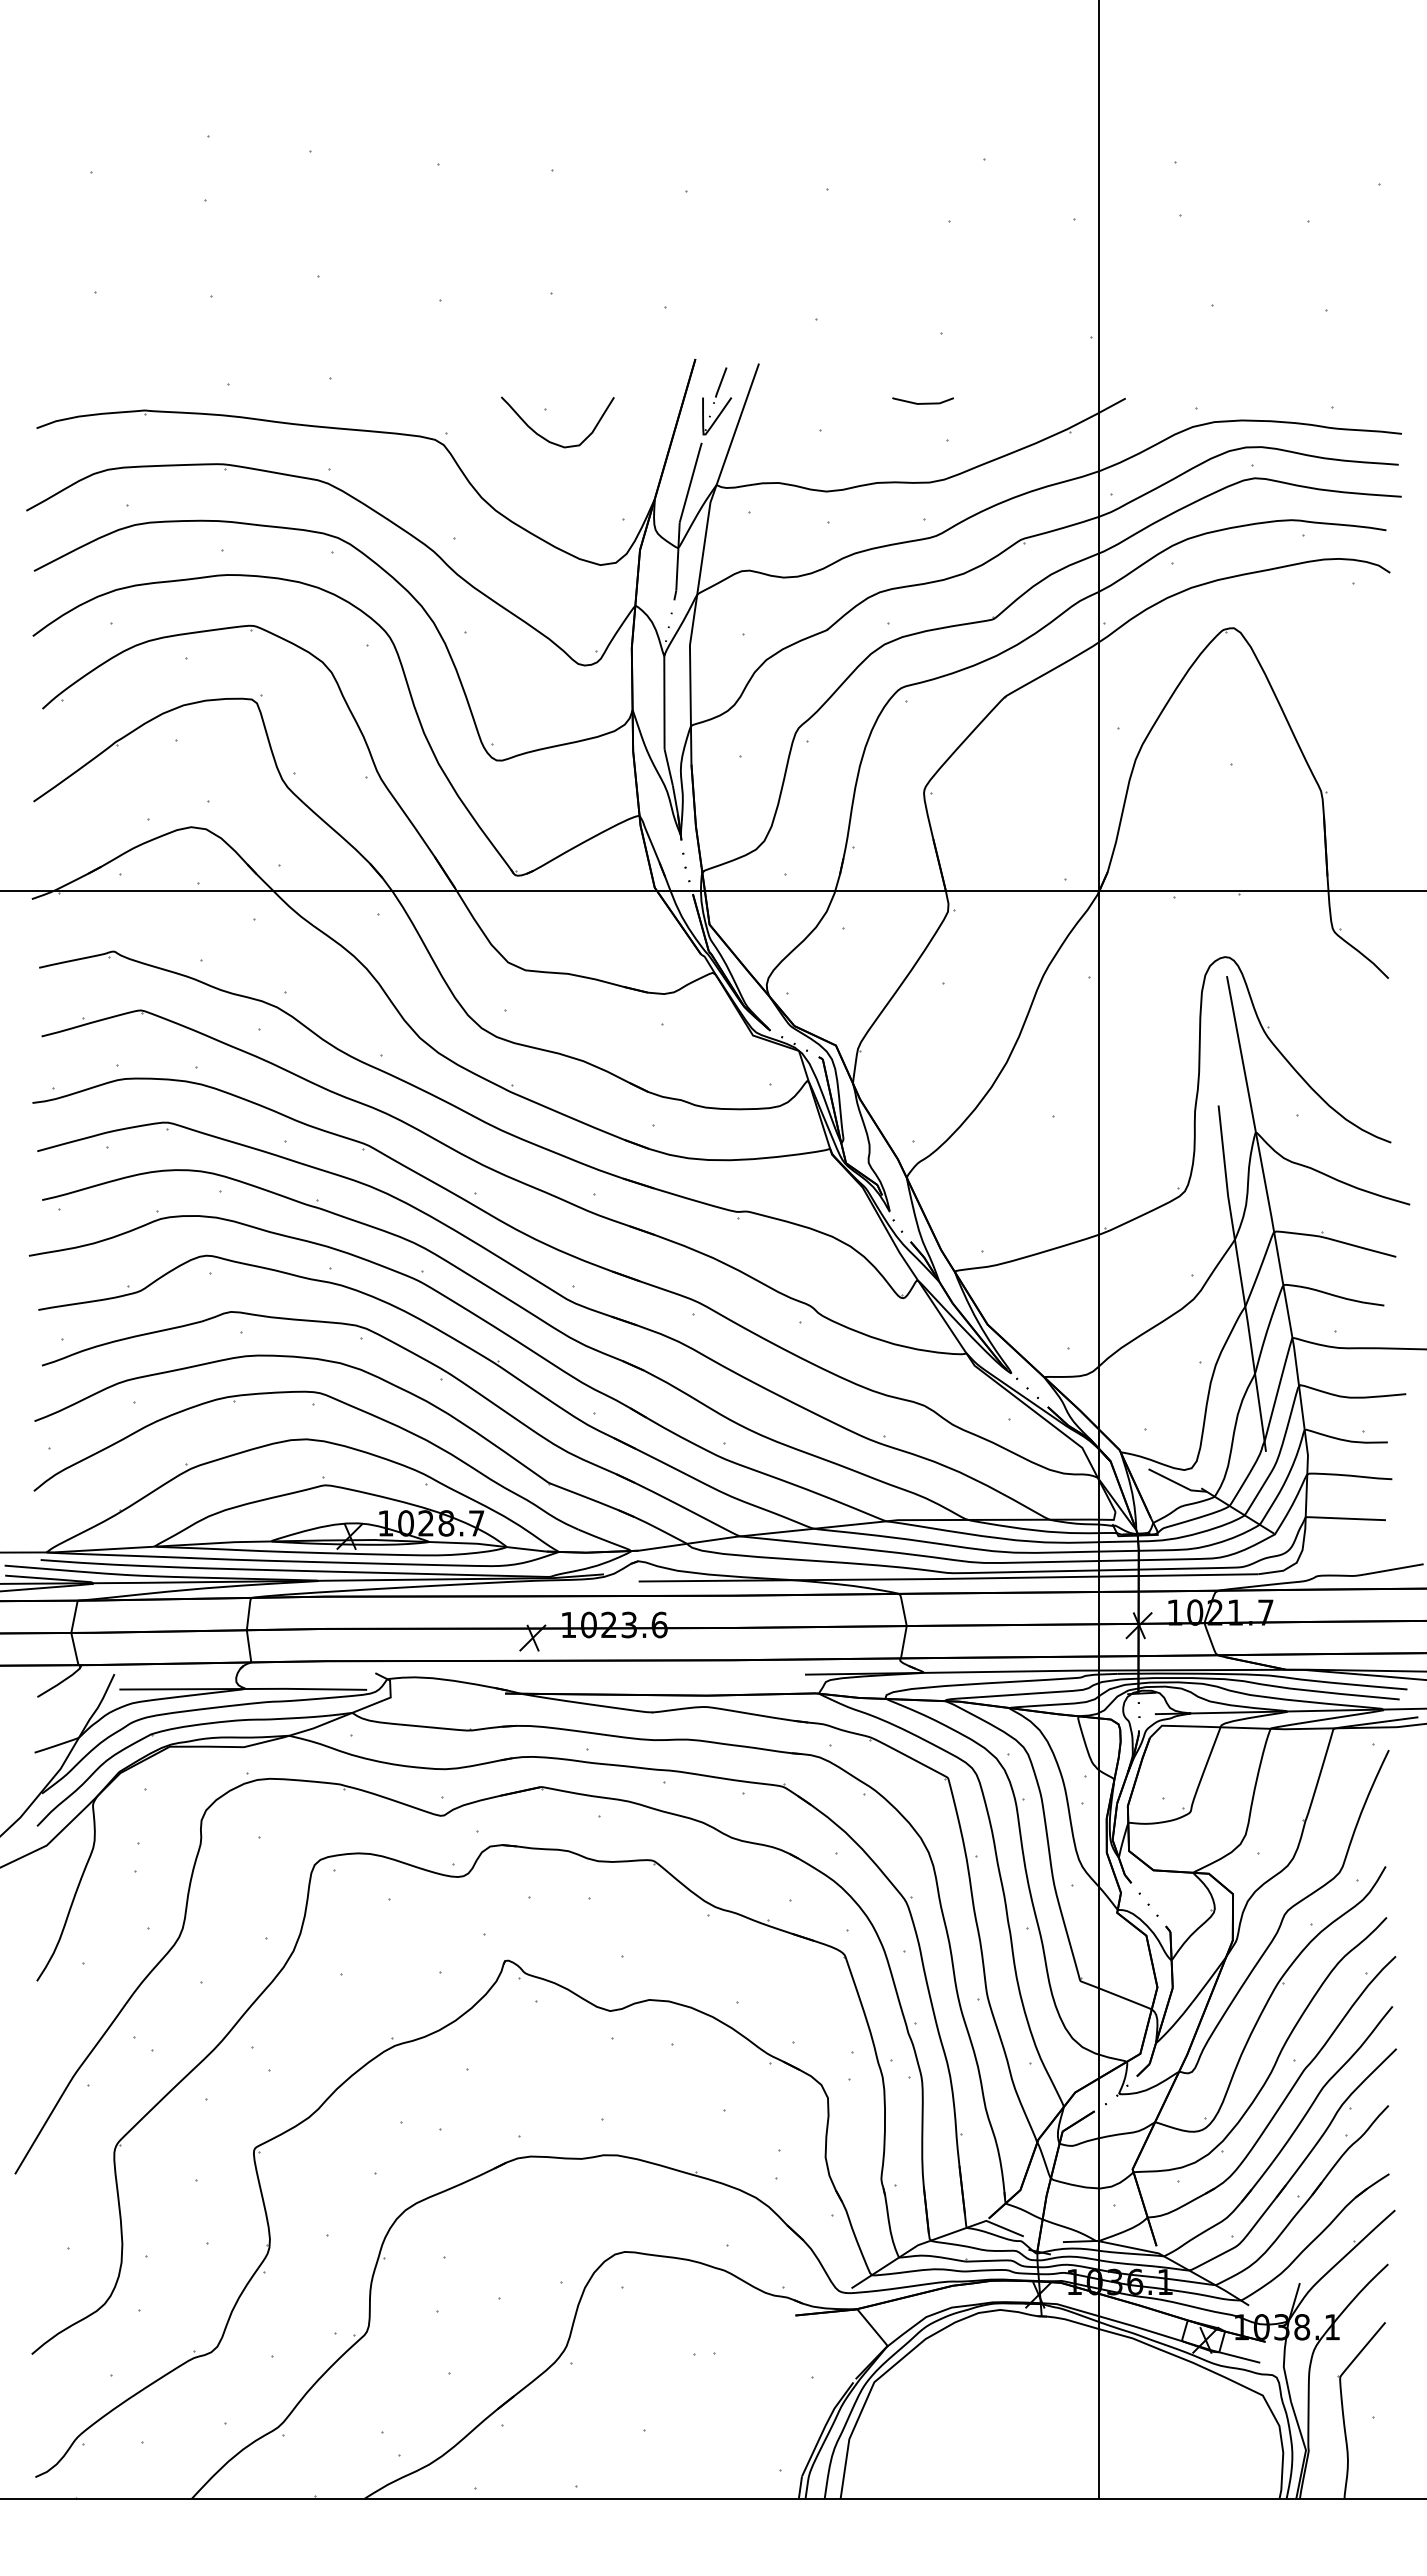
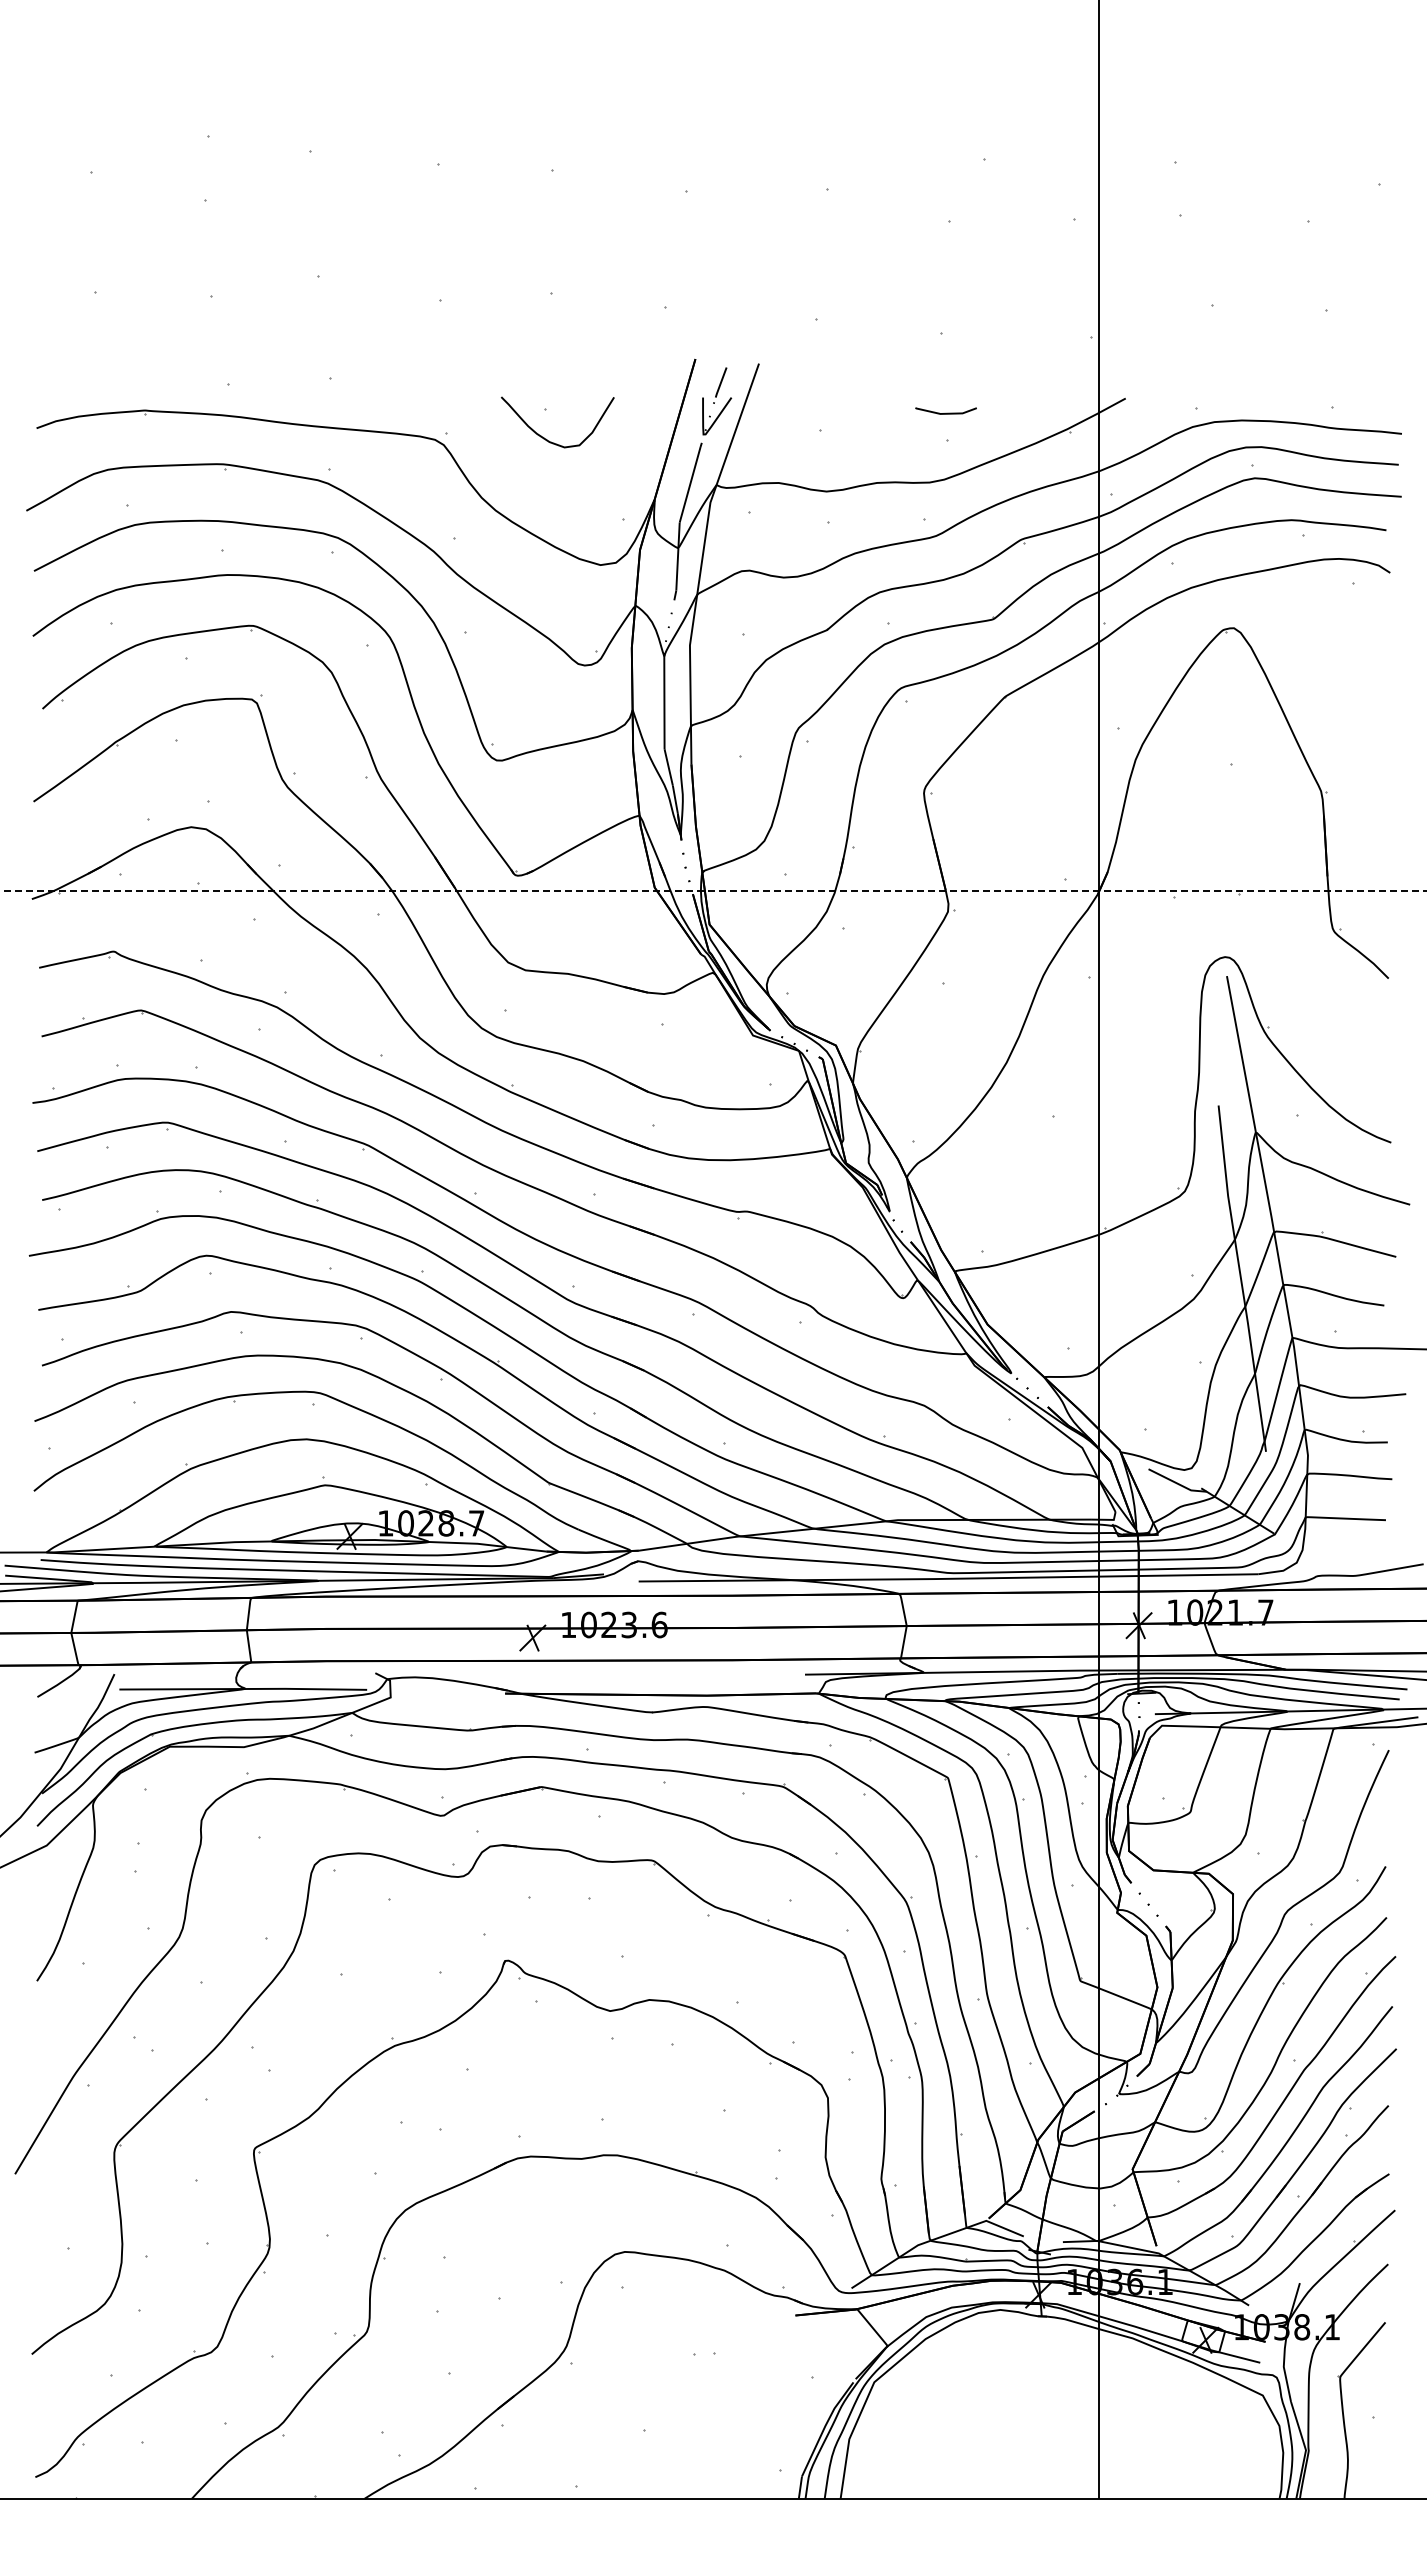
line position: (922, 402) -> (945, 412) (945, 412)
line: solid -> dashed (713, 891)
